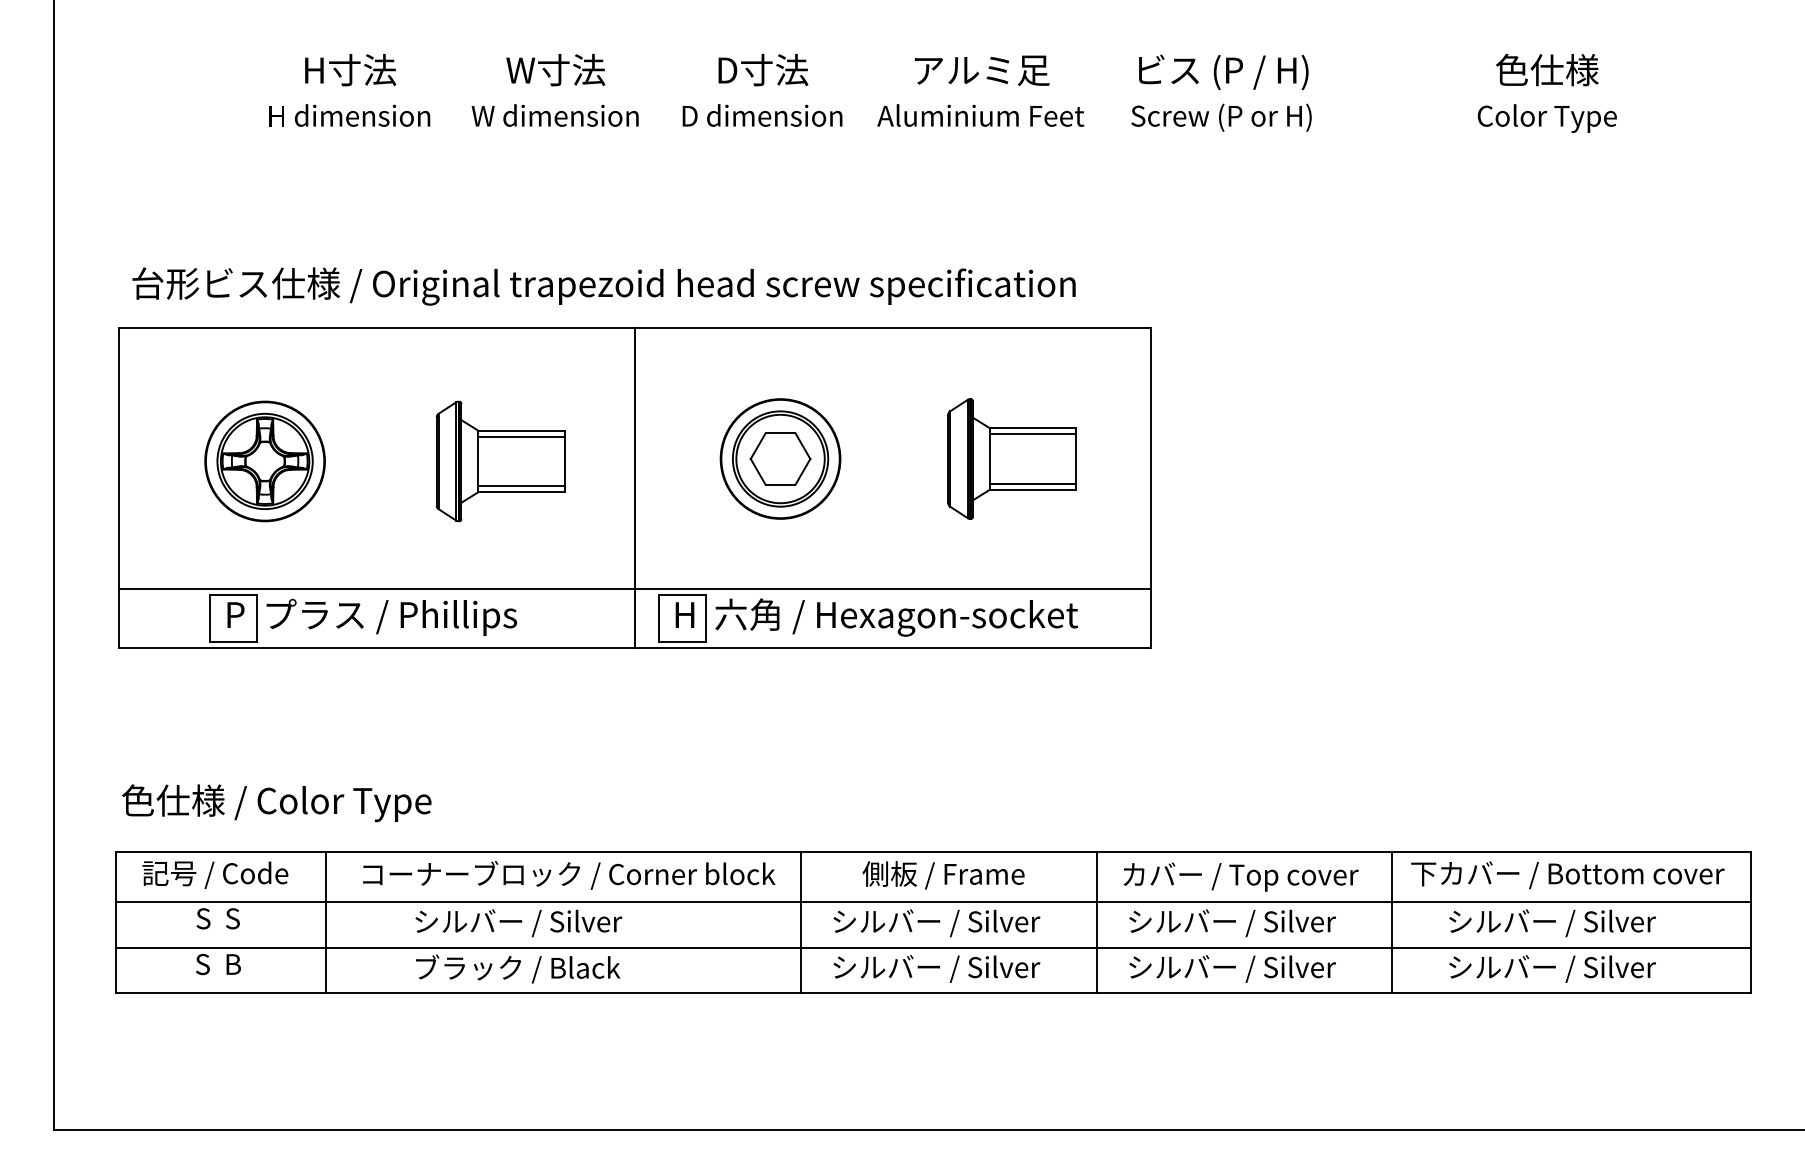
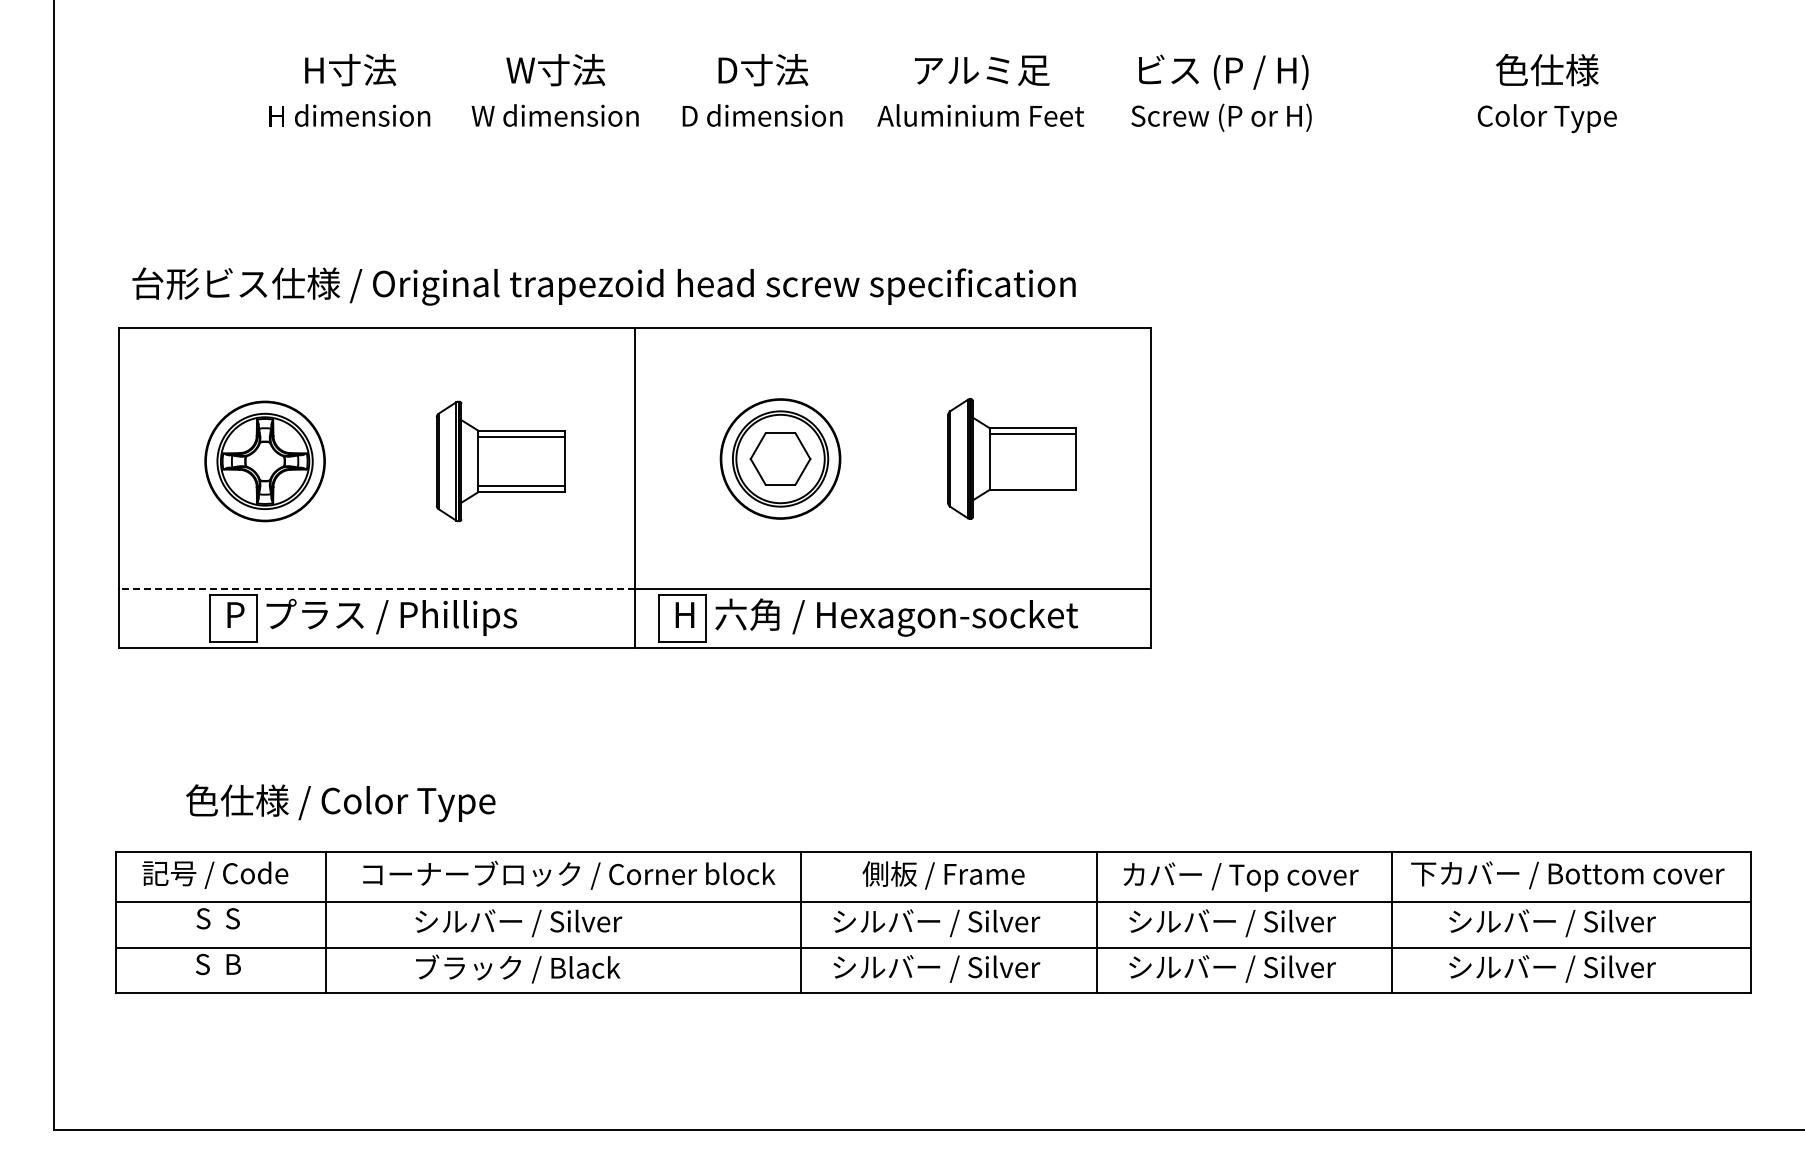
line: present -> none (1032, 483)
line: solid -> dashed (376, 589)
text position: (276, 803) -> (340, 803) (340, 803)
